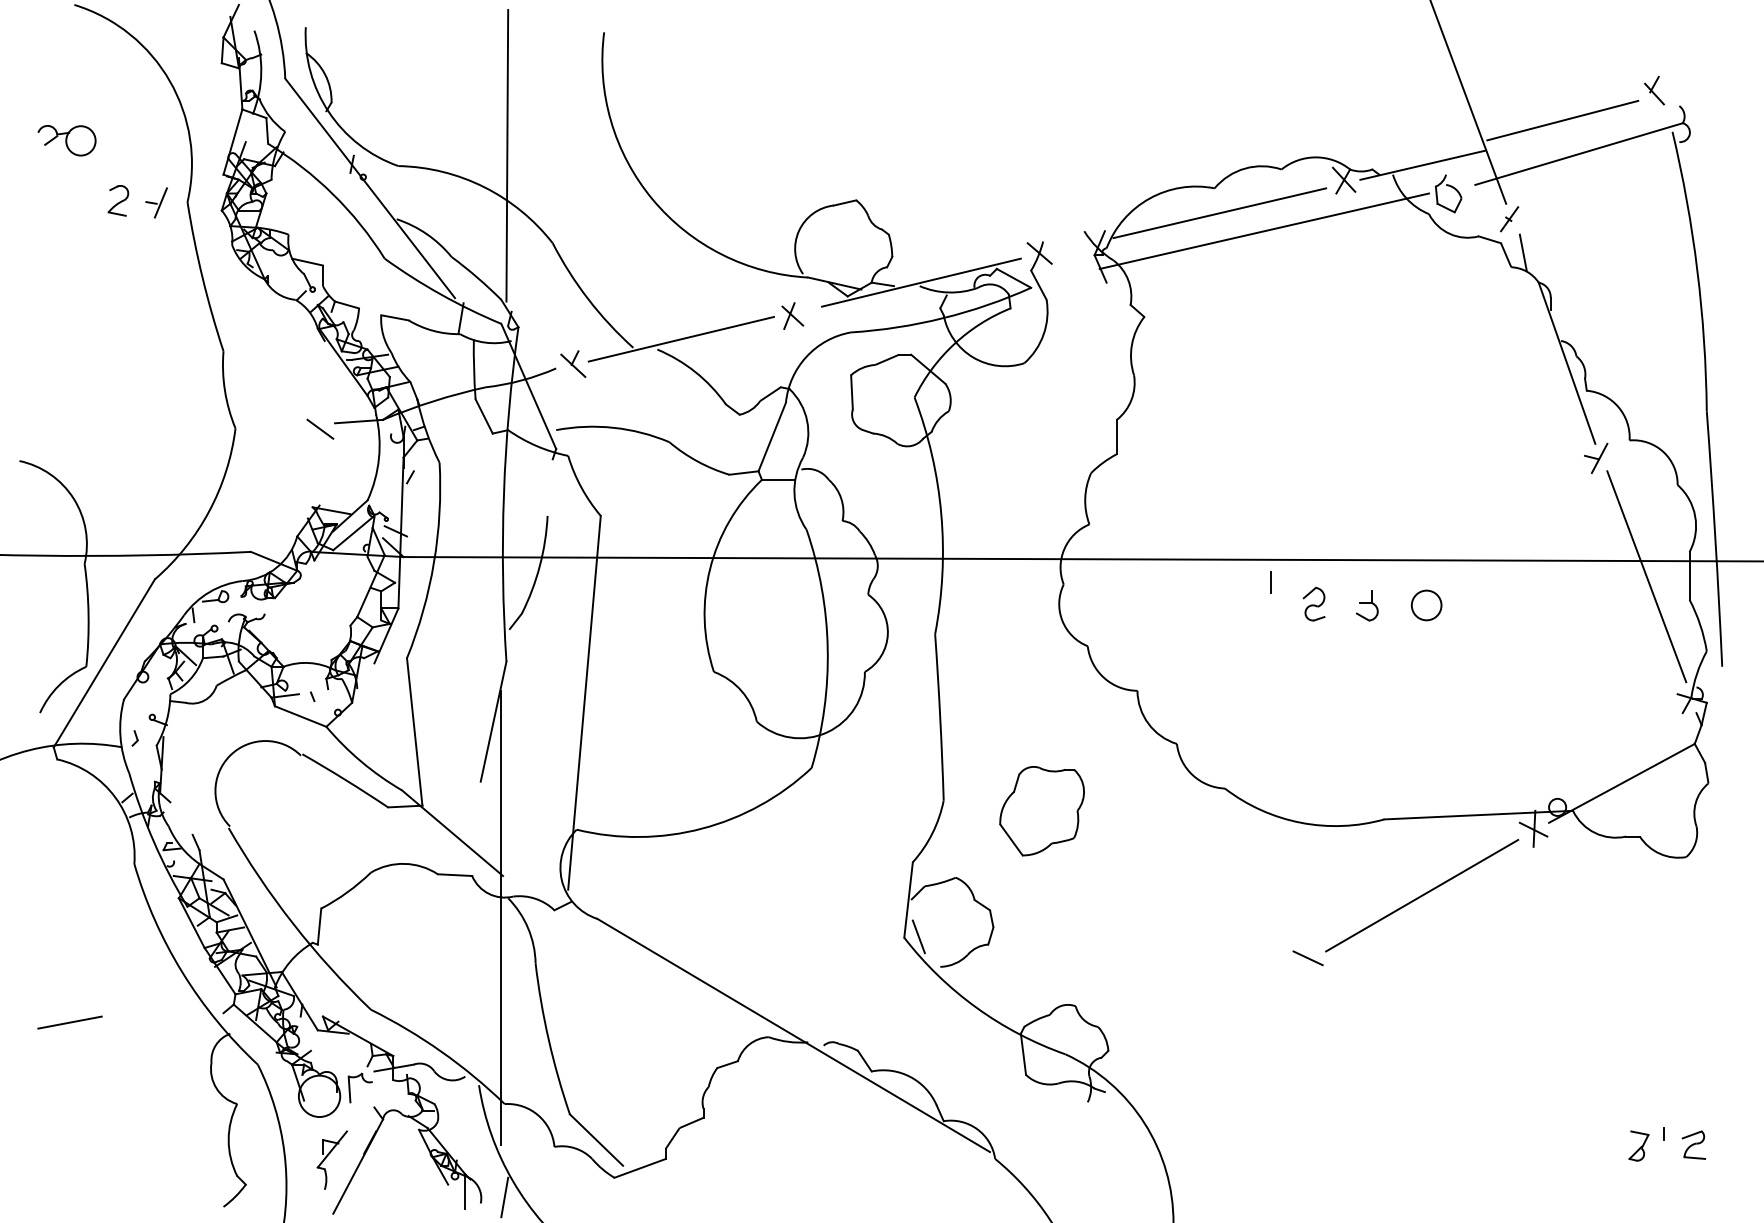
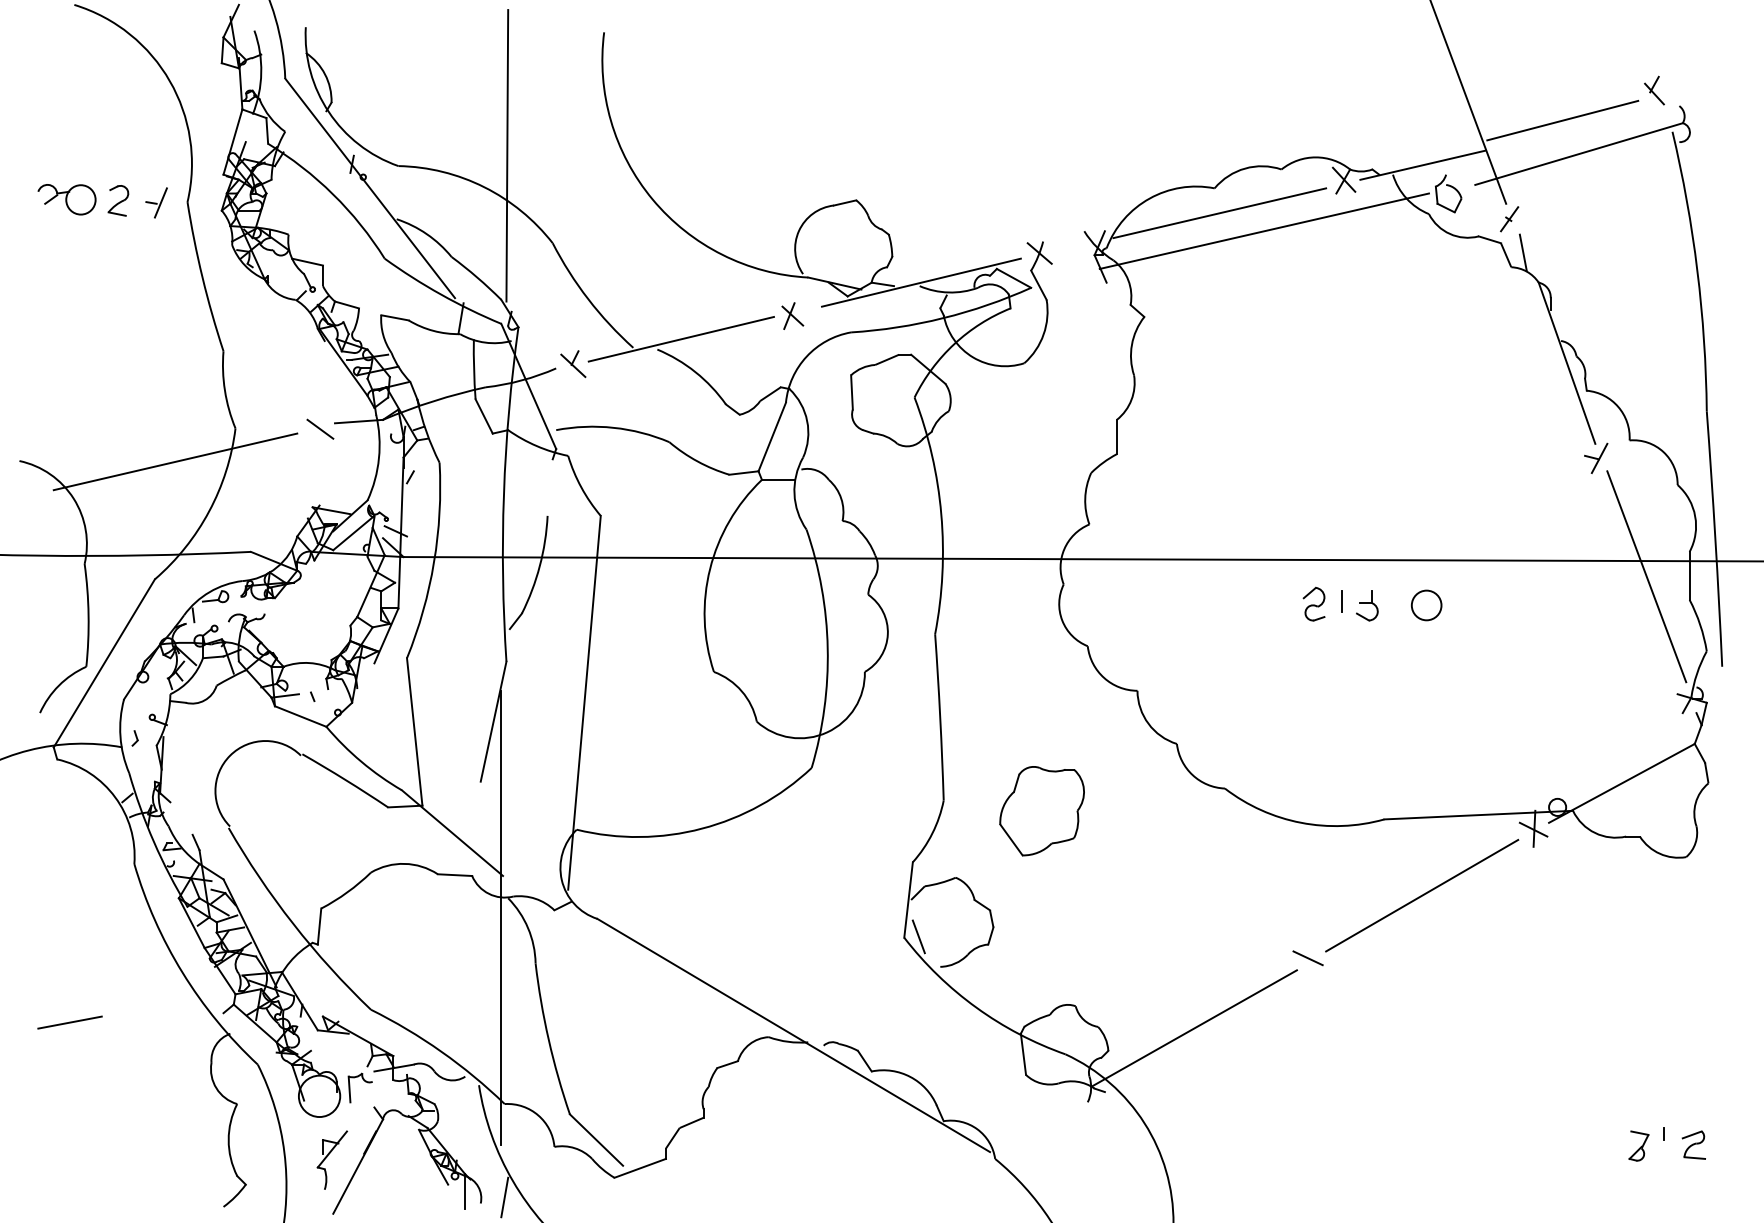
part position: (66, 140) -> (66, 199) (66, 199)
line: none -> present (175, 461)
line position: (1270, 582) -> (1341, 601) (1341, 601)
line: none -> present (1193, 1028)
